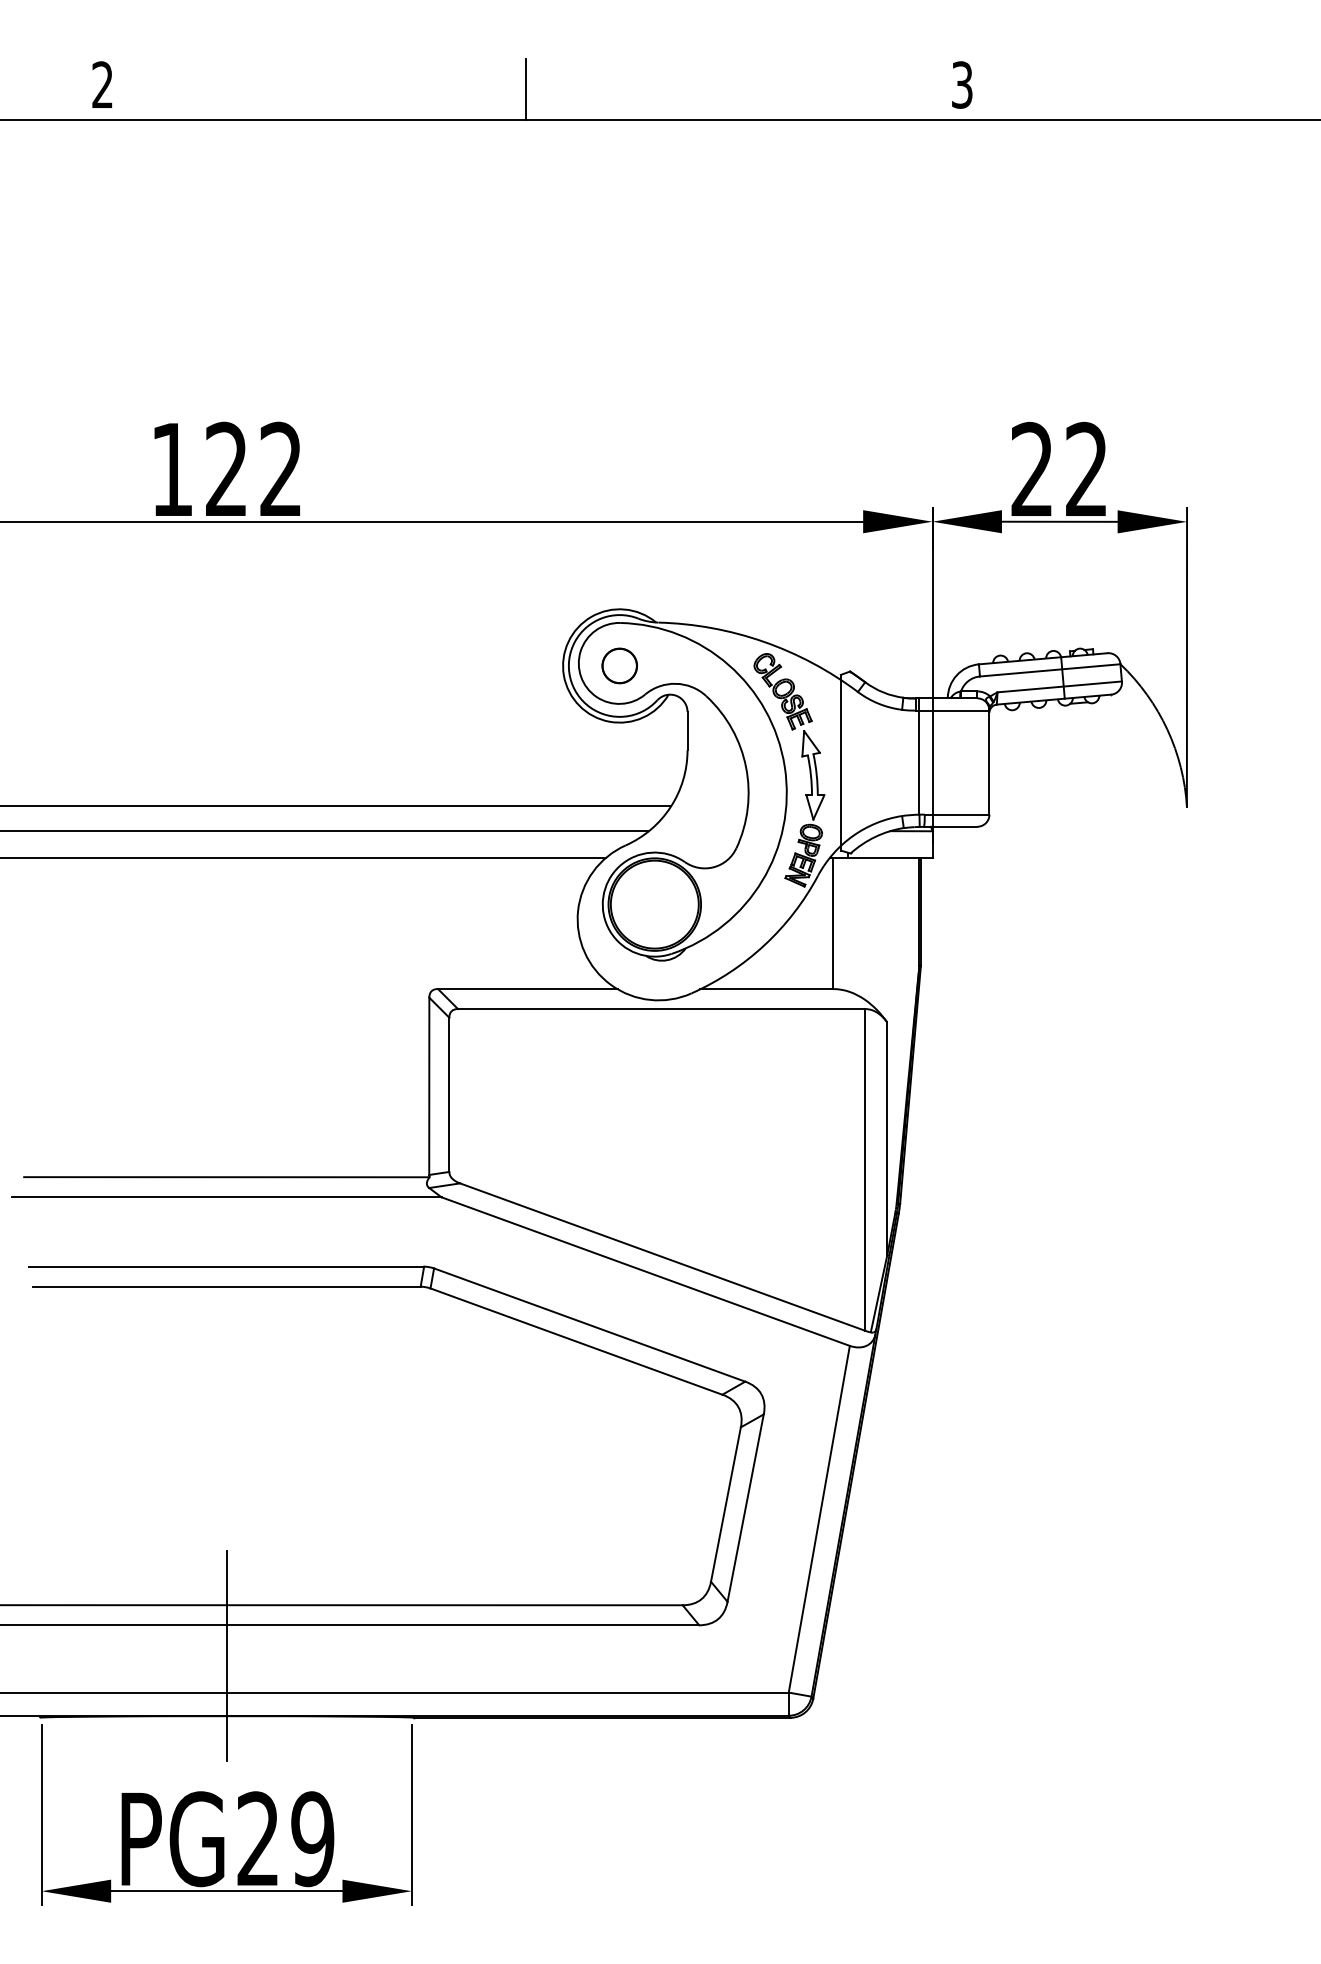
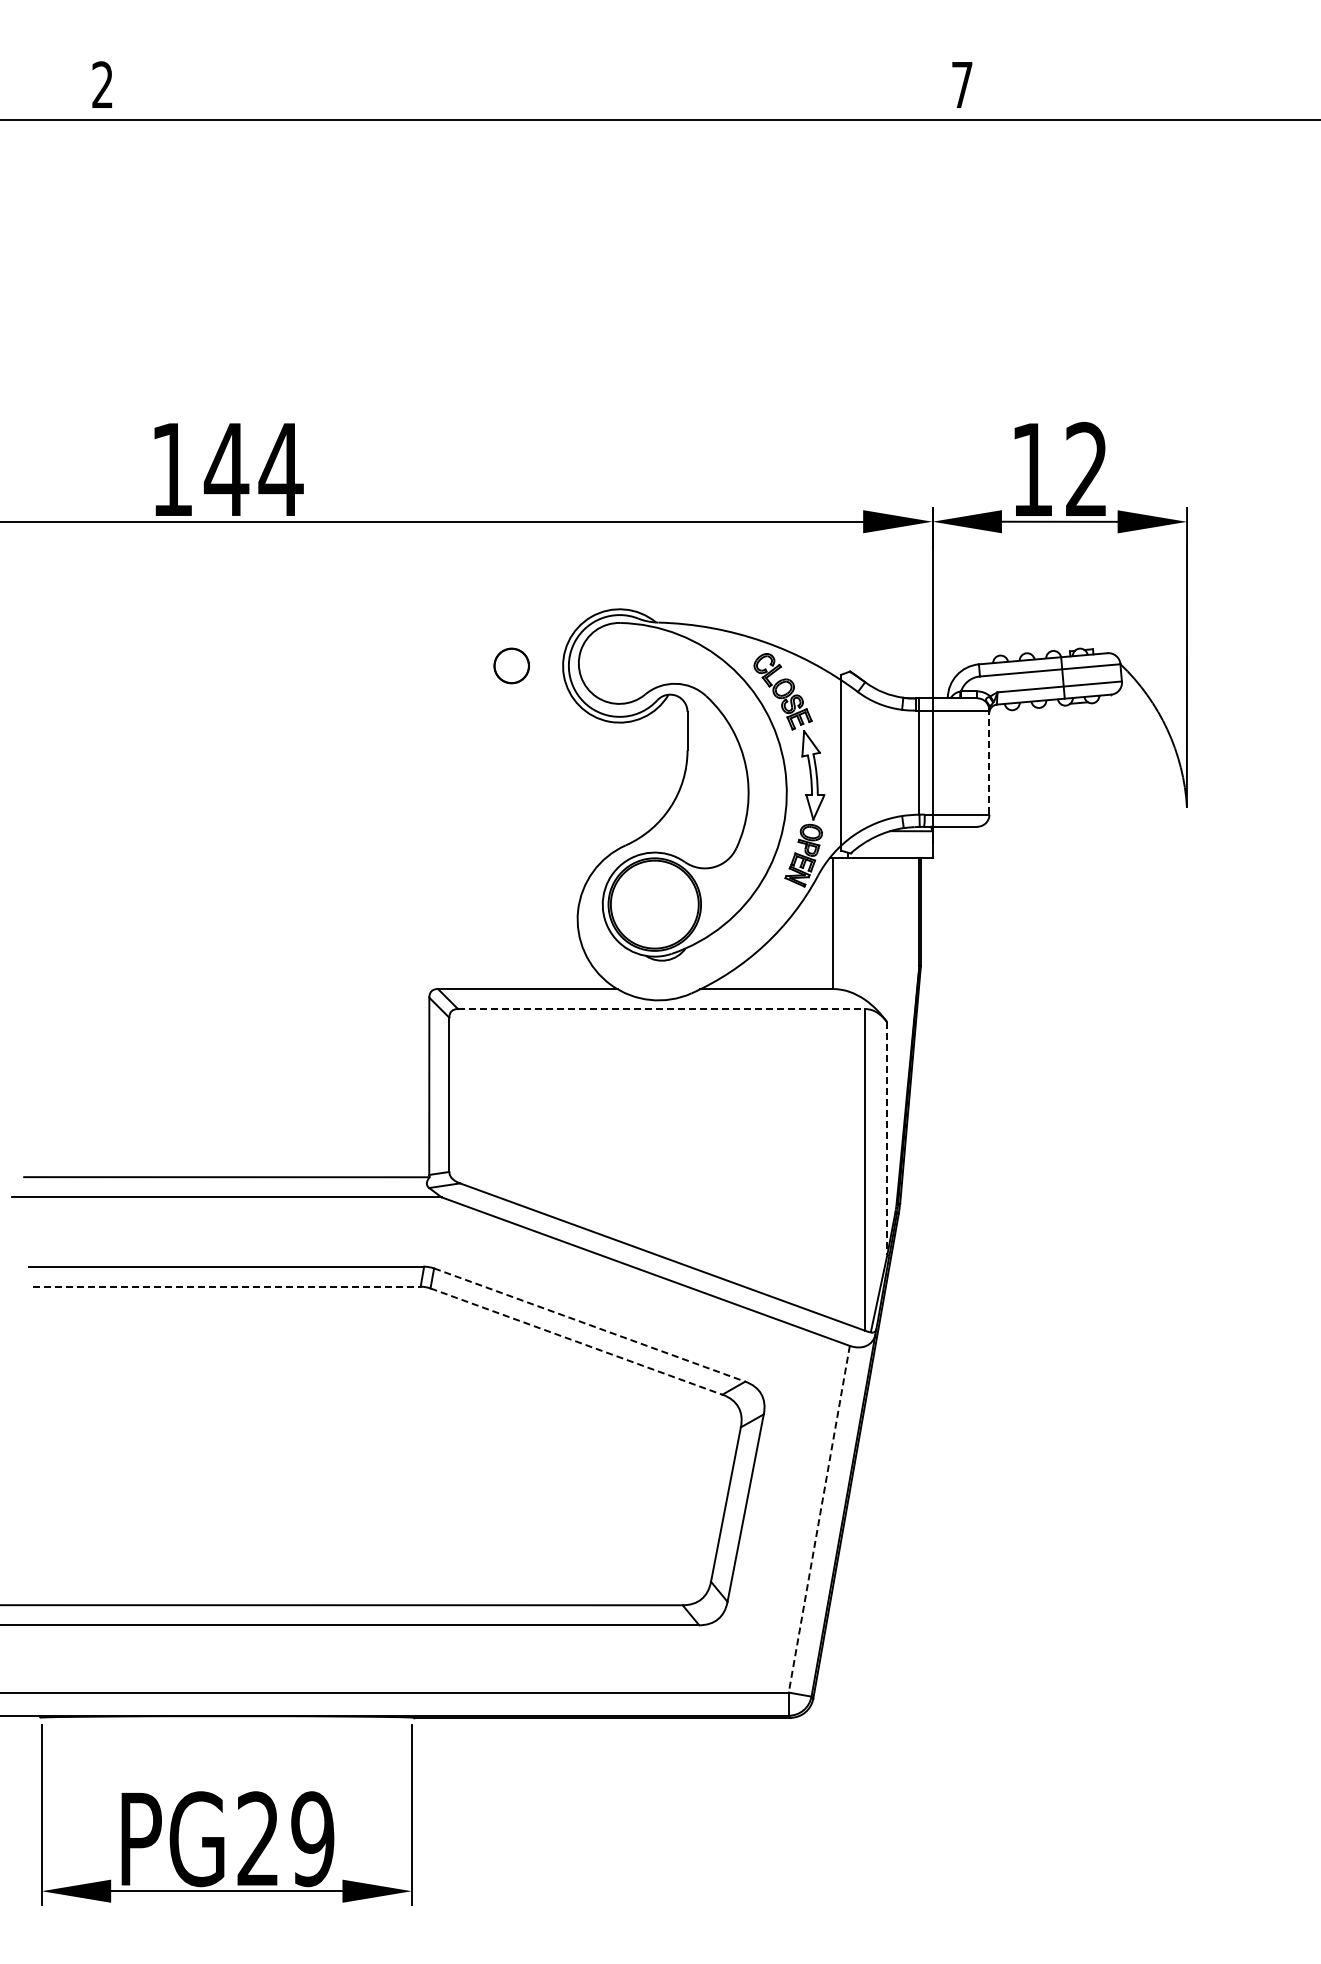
text: 3 -> 7 (962, 84)
line: present -> none (526, 88)
text: 122 -> 144 (253, 468)
text: 22 -> 12 (1031, 468)
part position: (619, 665) -> (511, 665) (511, 665)
line: solid -> dashed (989, 761)
line: present -> none (336, 806)
line: present -> none (325, 831)
line: present -> none (304, 858)
line: solid -> dashed (661, 1009)
line: solid -> dashed (887, 1139)
line: solid -> dashed (226, 1286)
line: solid -> dashed (589, 1325)
line: solid -> dashed (576, 1341)
line: solid -> dashed (819, 1519)
line: present -> none (226, 1656)
